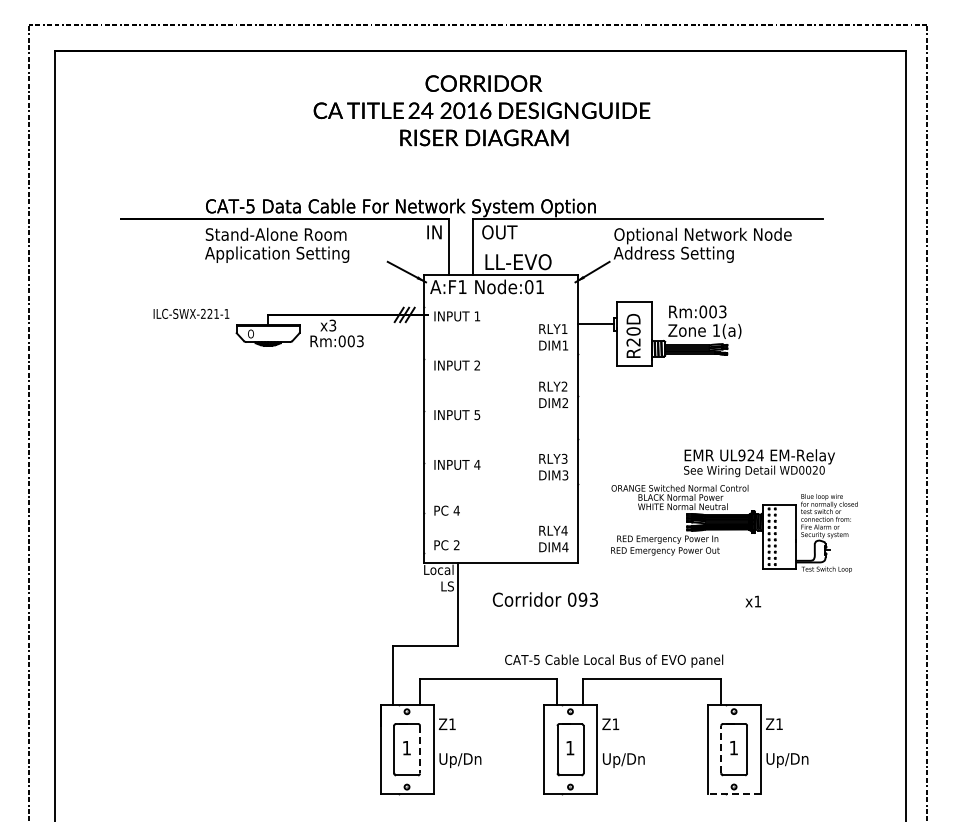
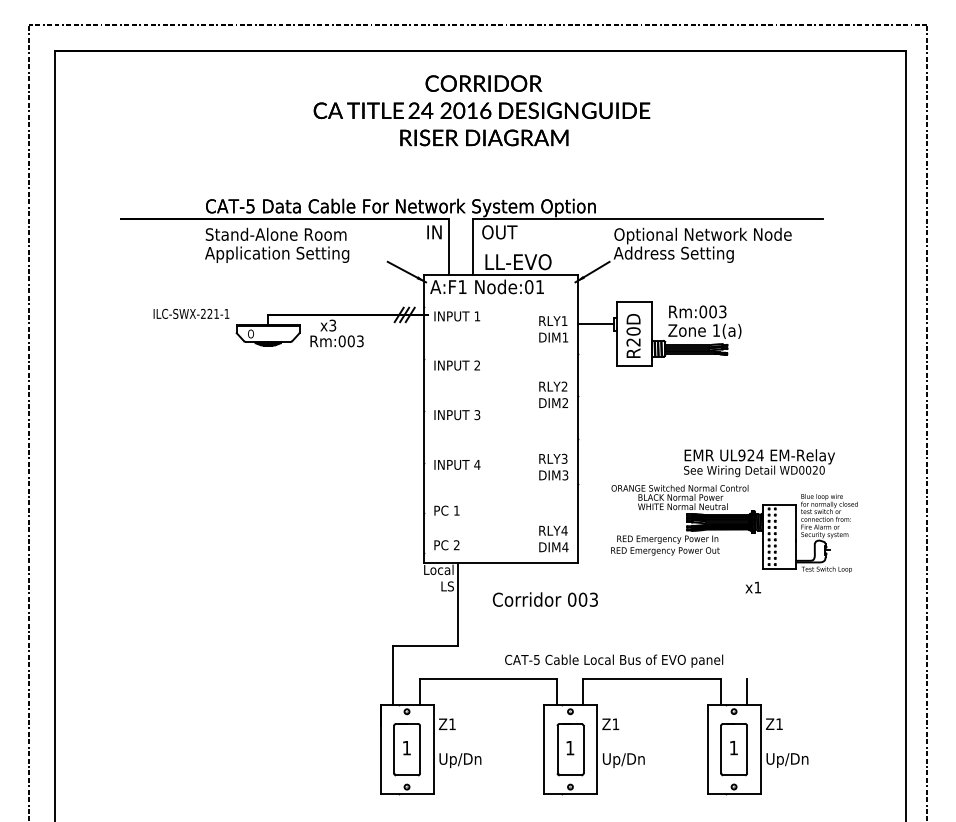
text position: (553, 337) -> (553, 329) (553, 329)
text: 5 -> 3 (477, 414)
text: 4 -> 1 (456, 510)
text: 093 -> 003 (582, 599)
text position: (753, 601) -> (753, 587) (753, 587)
line: none -> present (746, 691)
line: dashed -> solid (420, 749)
line: dashed -> solid (721, 749)
line: dashed -> solid (734, 794)
